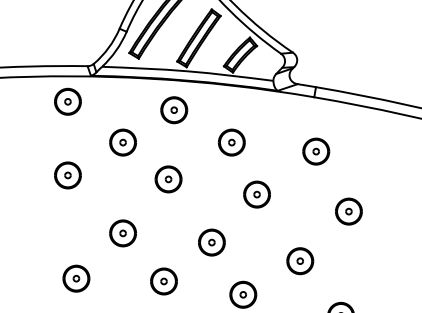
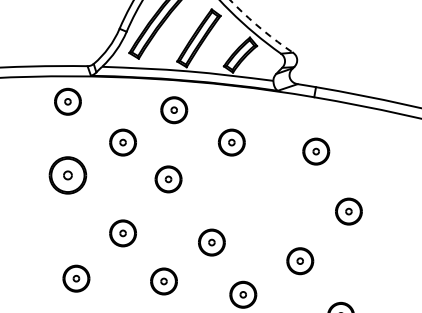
arc: solid -> dashed (260, 28)
part size: 28x29 px -> 40x39 px (67, 175)
part: present -> none (256, 194)
